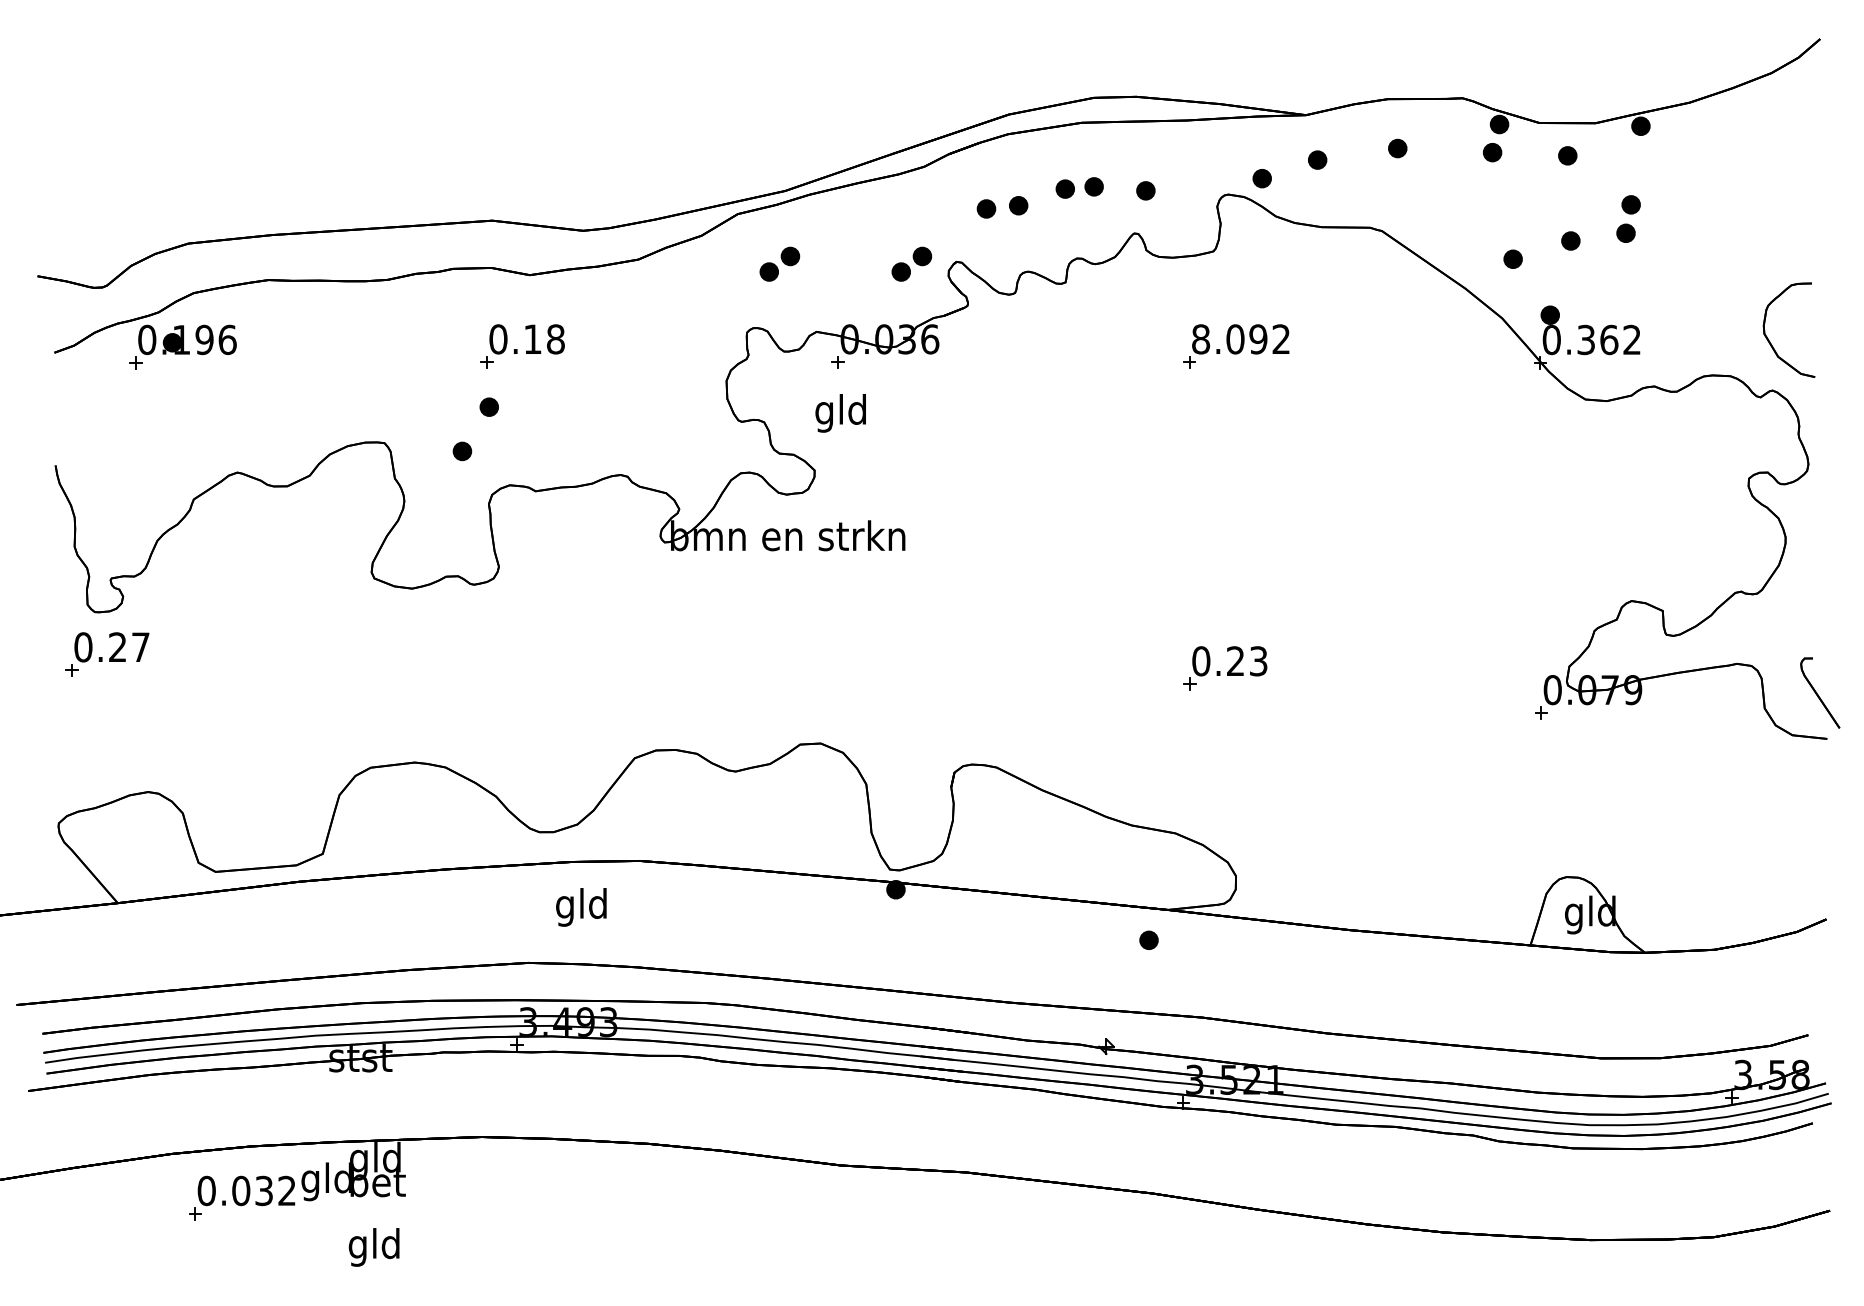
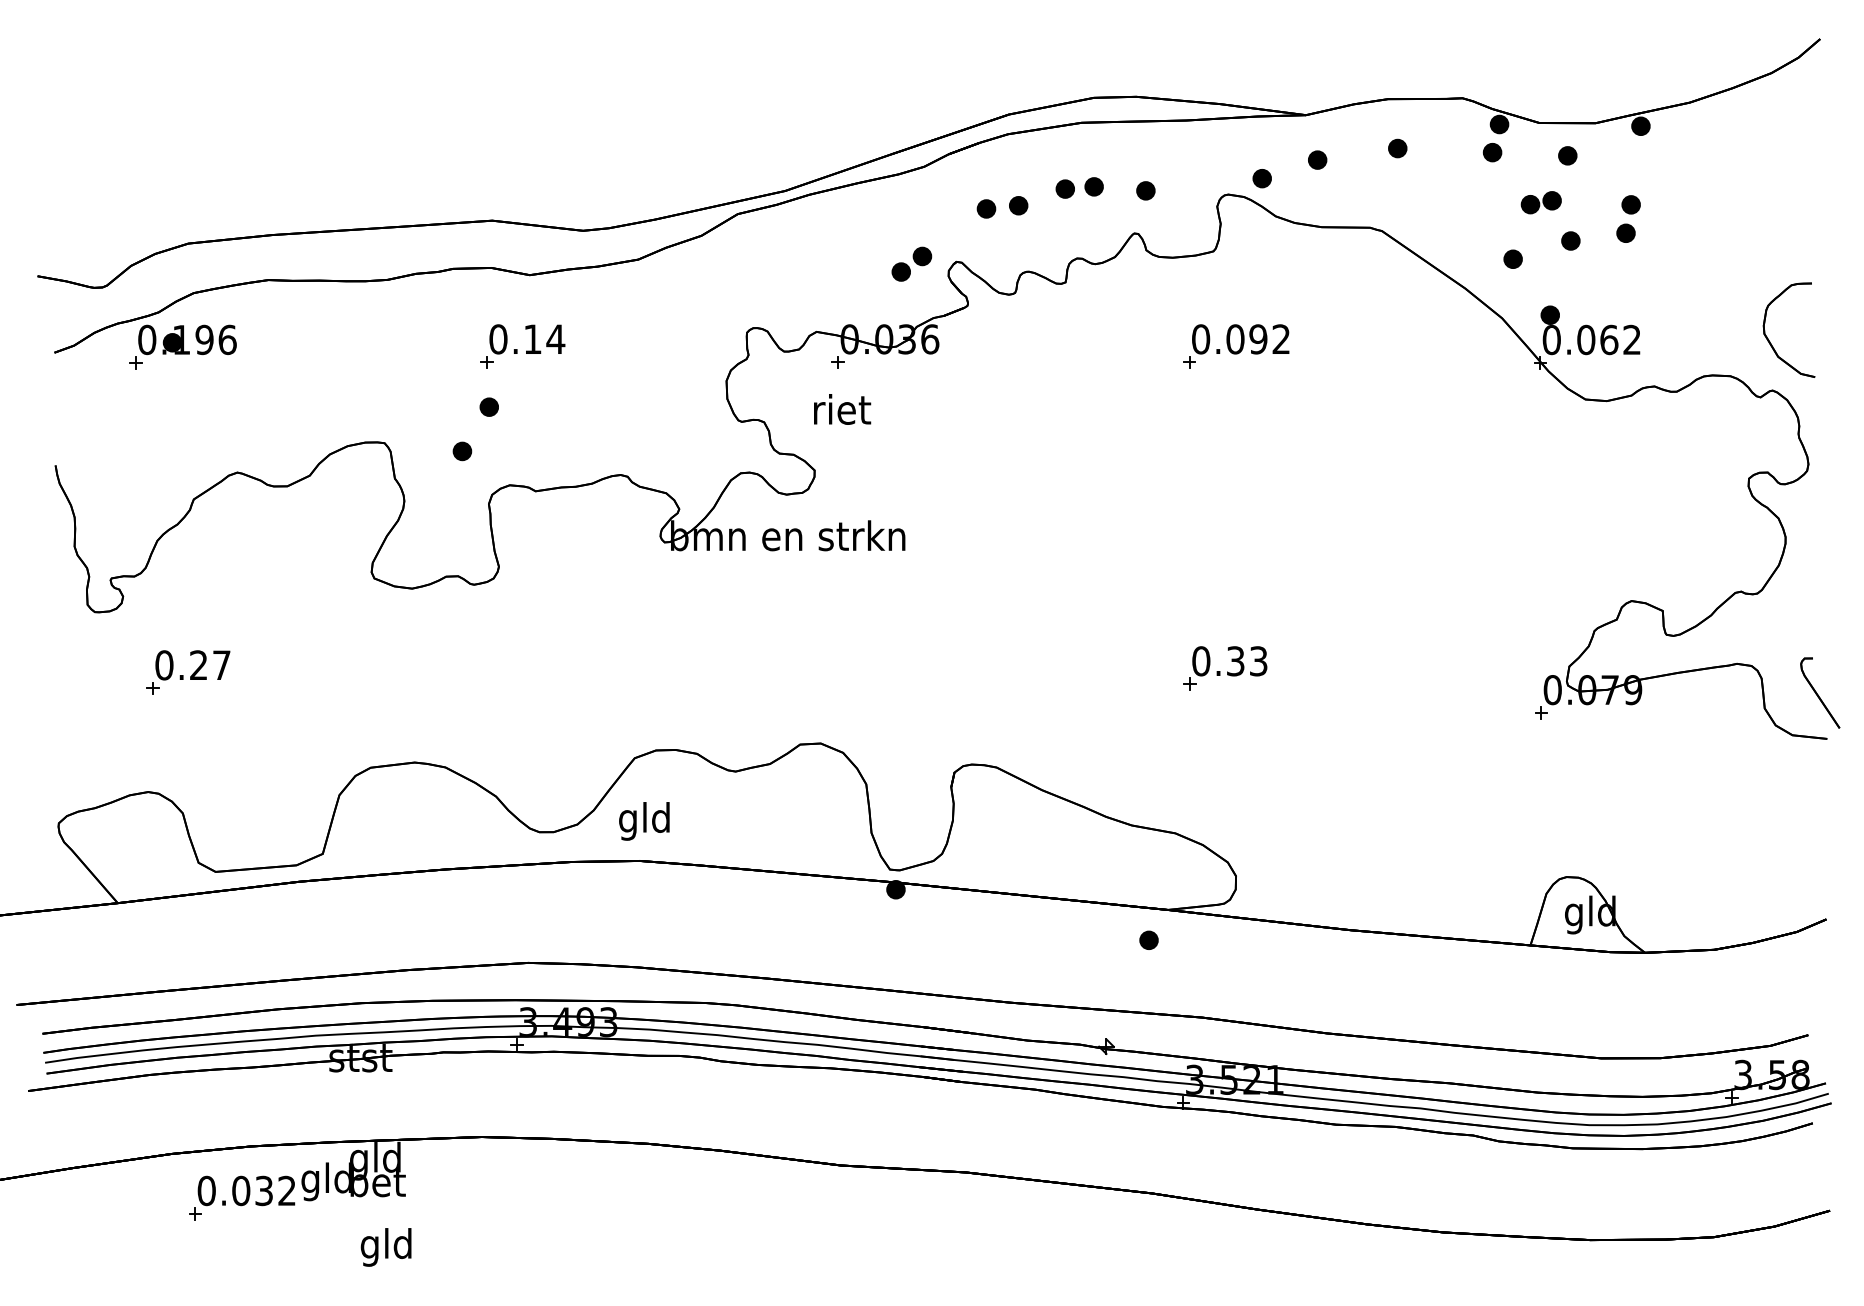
part: none -> present (1540, 202)
part: present -> none (779, 263)
text: 0.18 -> 0.14 (555, 339)
text: 8.092 -> 0.092 (1201, 339)
text: 0.362 -> 0.062 (1586, 339)
text: gld -> riet (842, 413)
part position: (107, 654) -> (188, 672) (188, 672)
text: 0.23 -> 0.33 (1235, 661)
text position: (581, 907) -> (644, 821) (644, 821)
text position: (373, 1247) -> (385, 1247) (385, 1247)
